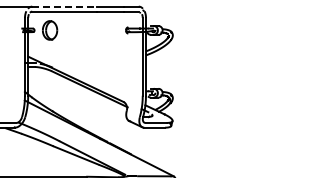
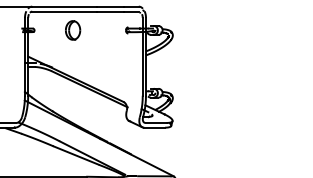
line: dashed -> solid (64, 6)
part position: (50, 30) -> (73, 30) (73, 30)
